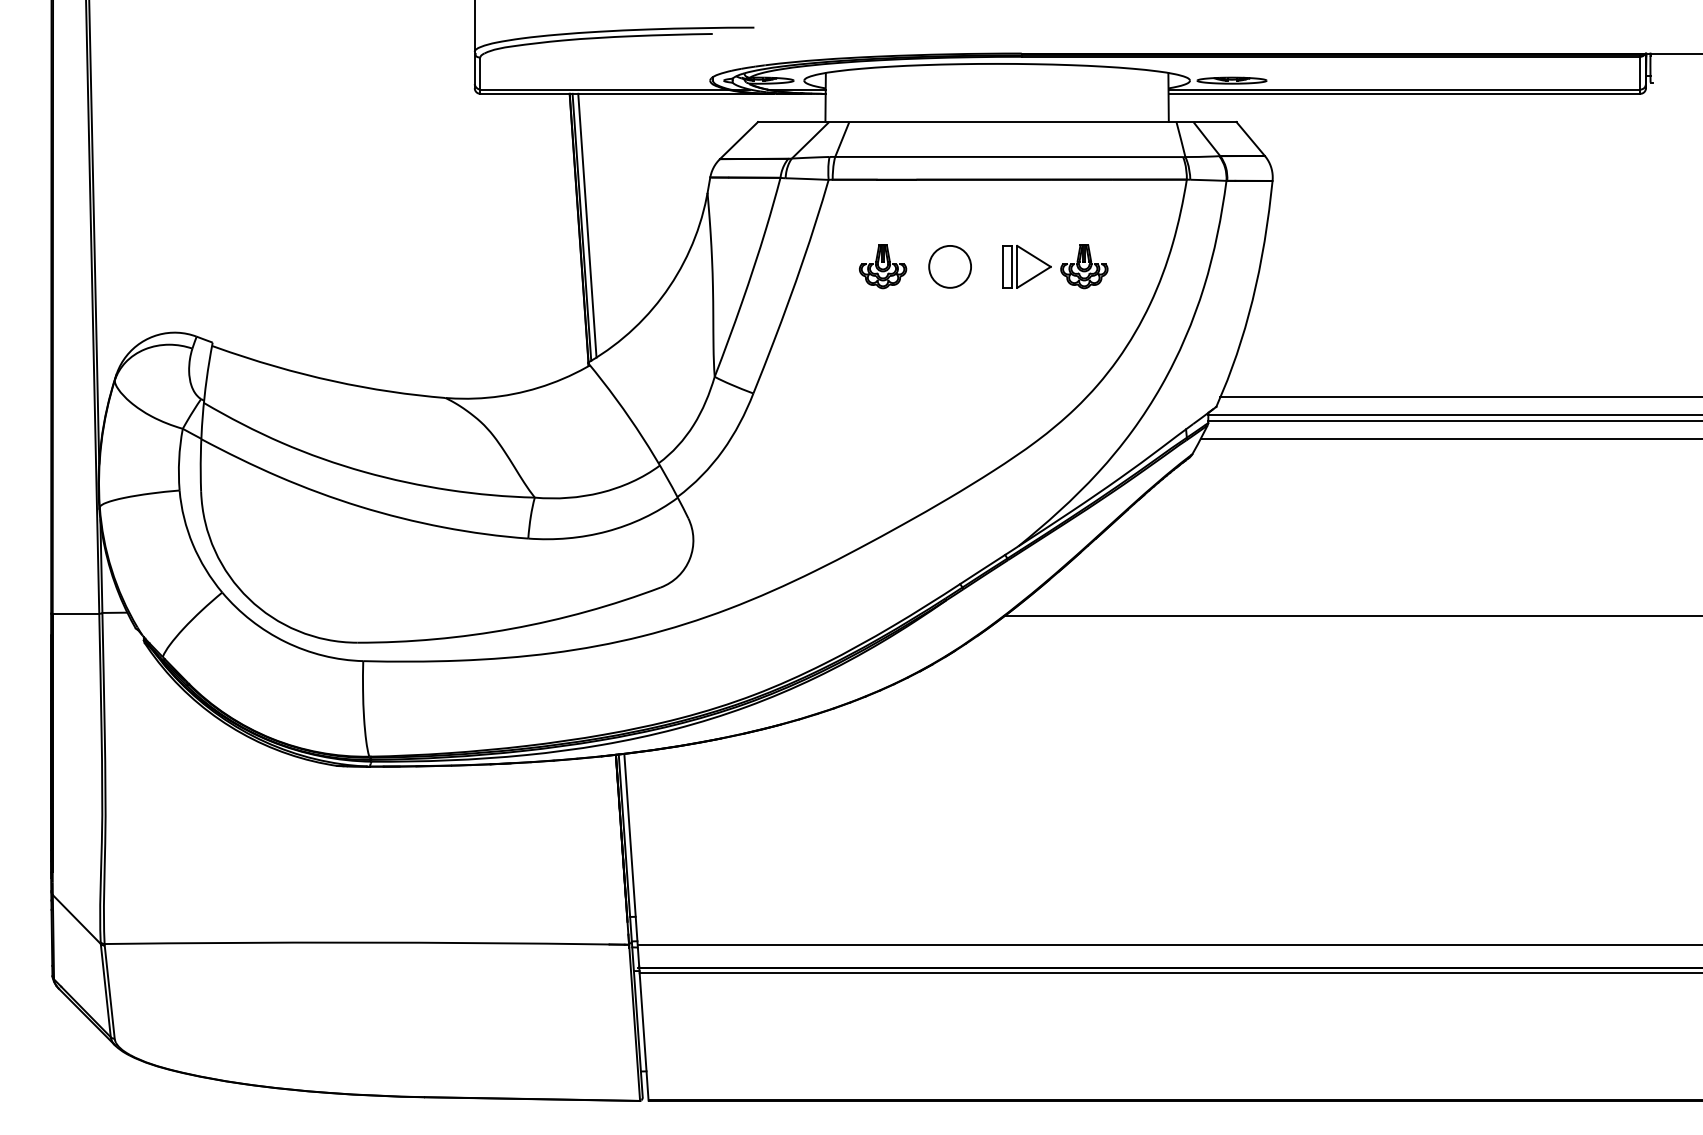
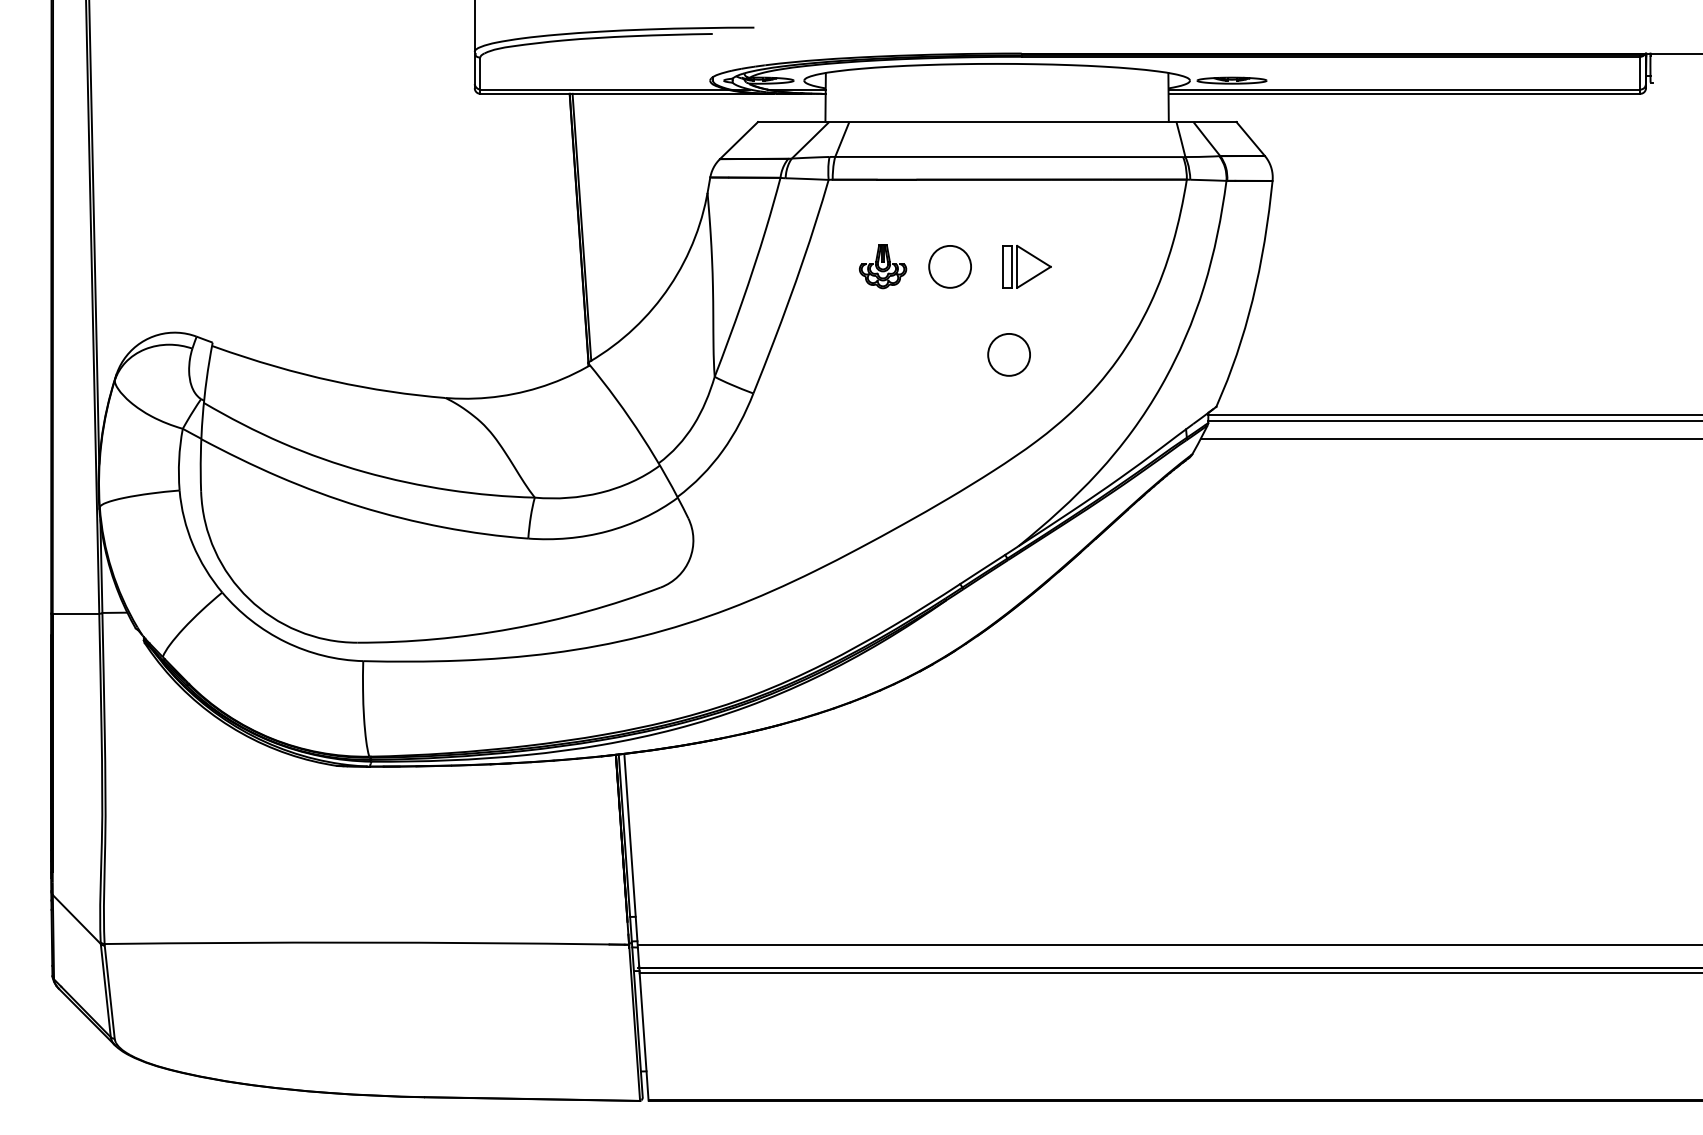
line: present -> none (587, 225)
part: present -> none (1084, 266)
circle: none -> present (1008, 354)
line: present -> none (1459, 397)
line: present -> none (1351, 616)
